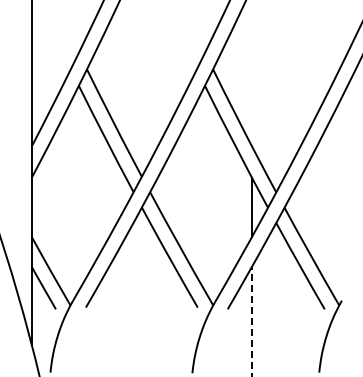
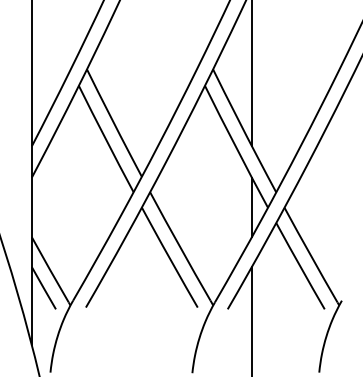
line: none -> present (251, 74)
line: dashed -> solid (251, 321)
